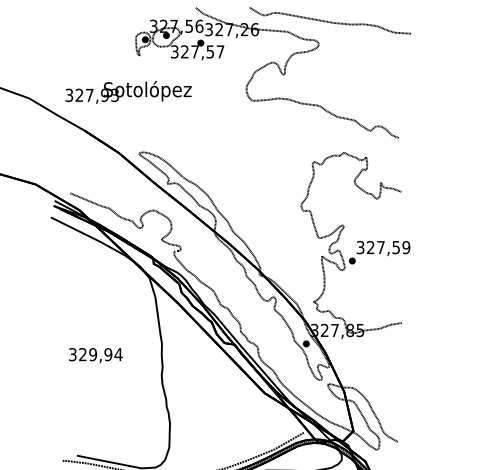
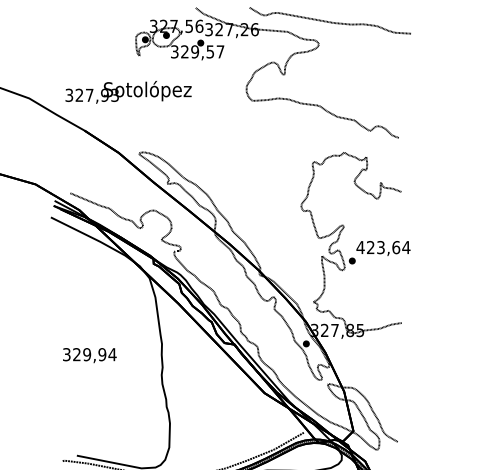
text: 327,57 -> 329,57 (195, 51)
text: 327,59 -> 423,64 (383, 247)
text position: (95, 355) -> (89, 355) (89, 355)
